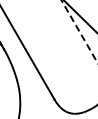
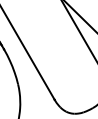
line: dashed -> solid (79, 31)
